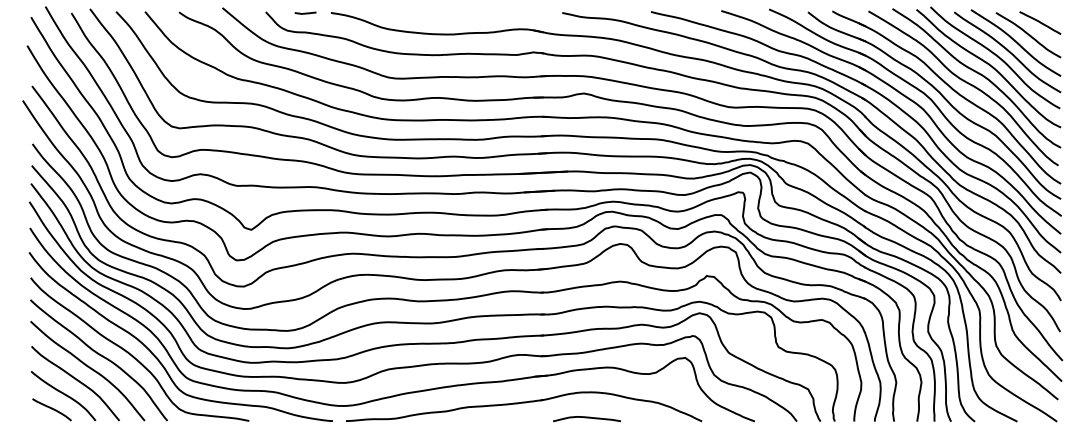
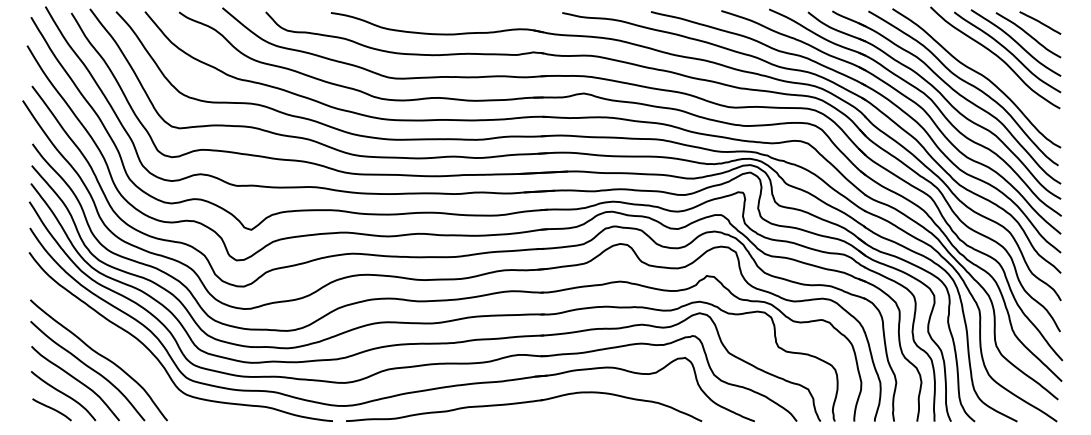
line: present -> none (305, 12)
curve: present -> none (990, 66)
curve: present -> none (133, 355)
curve: present -> none (586, 418)
